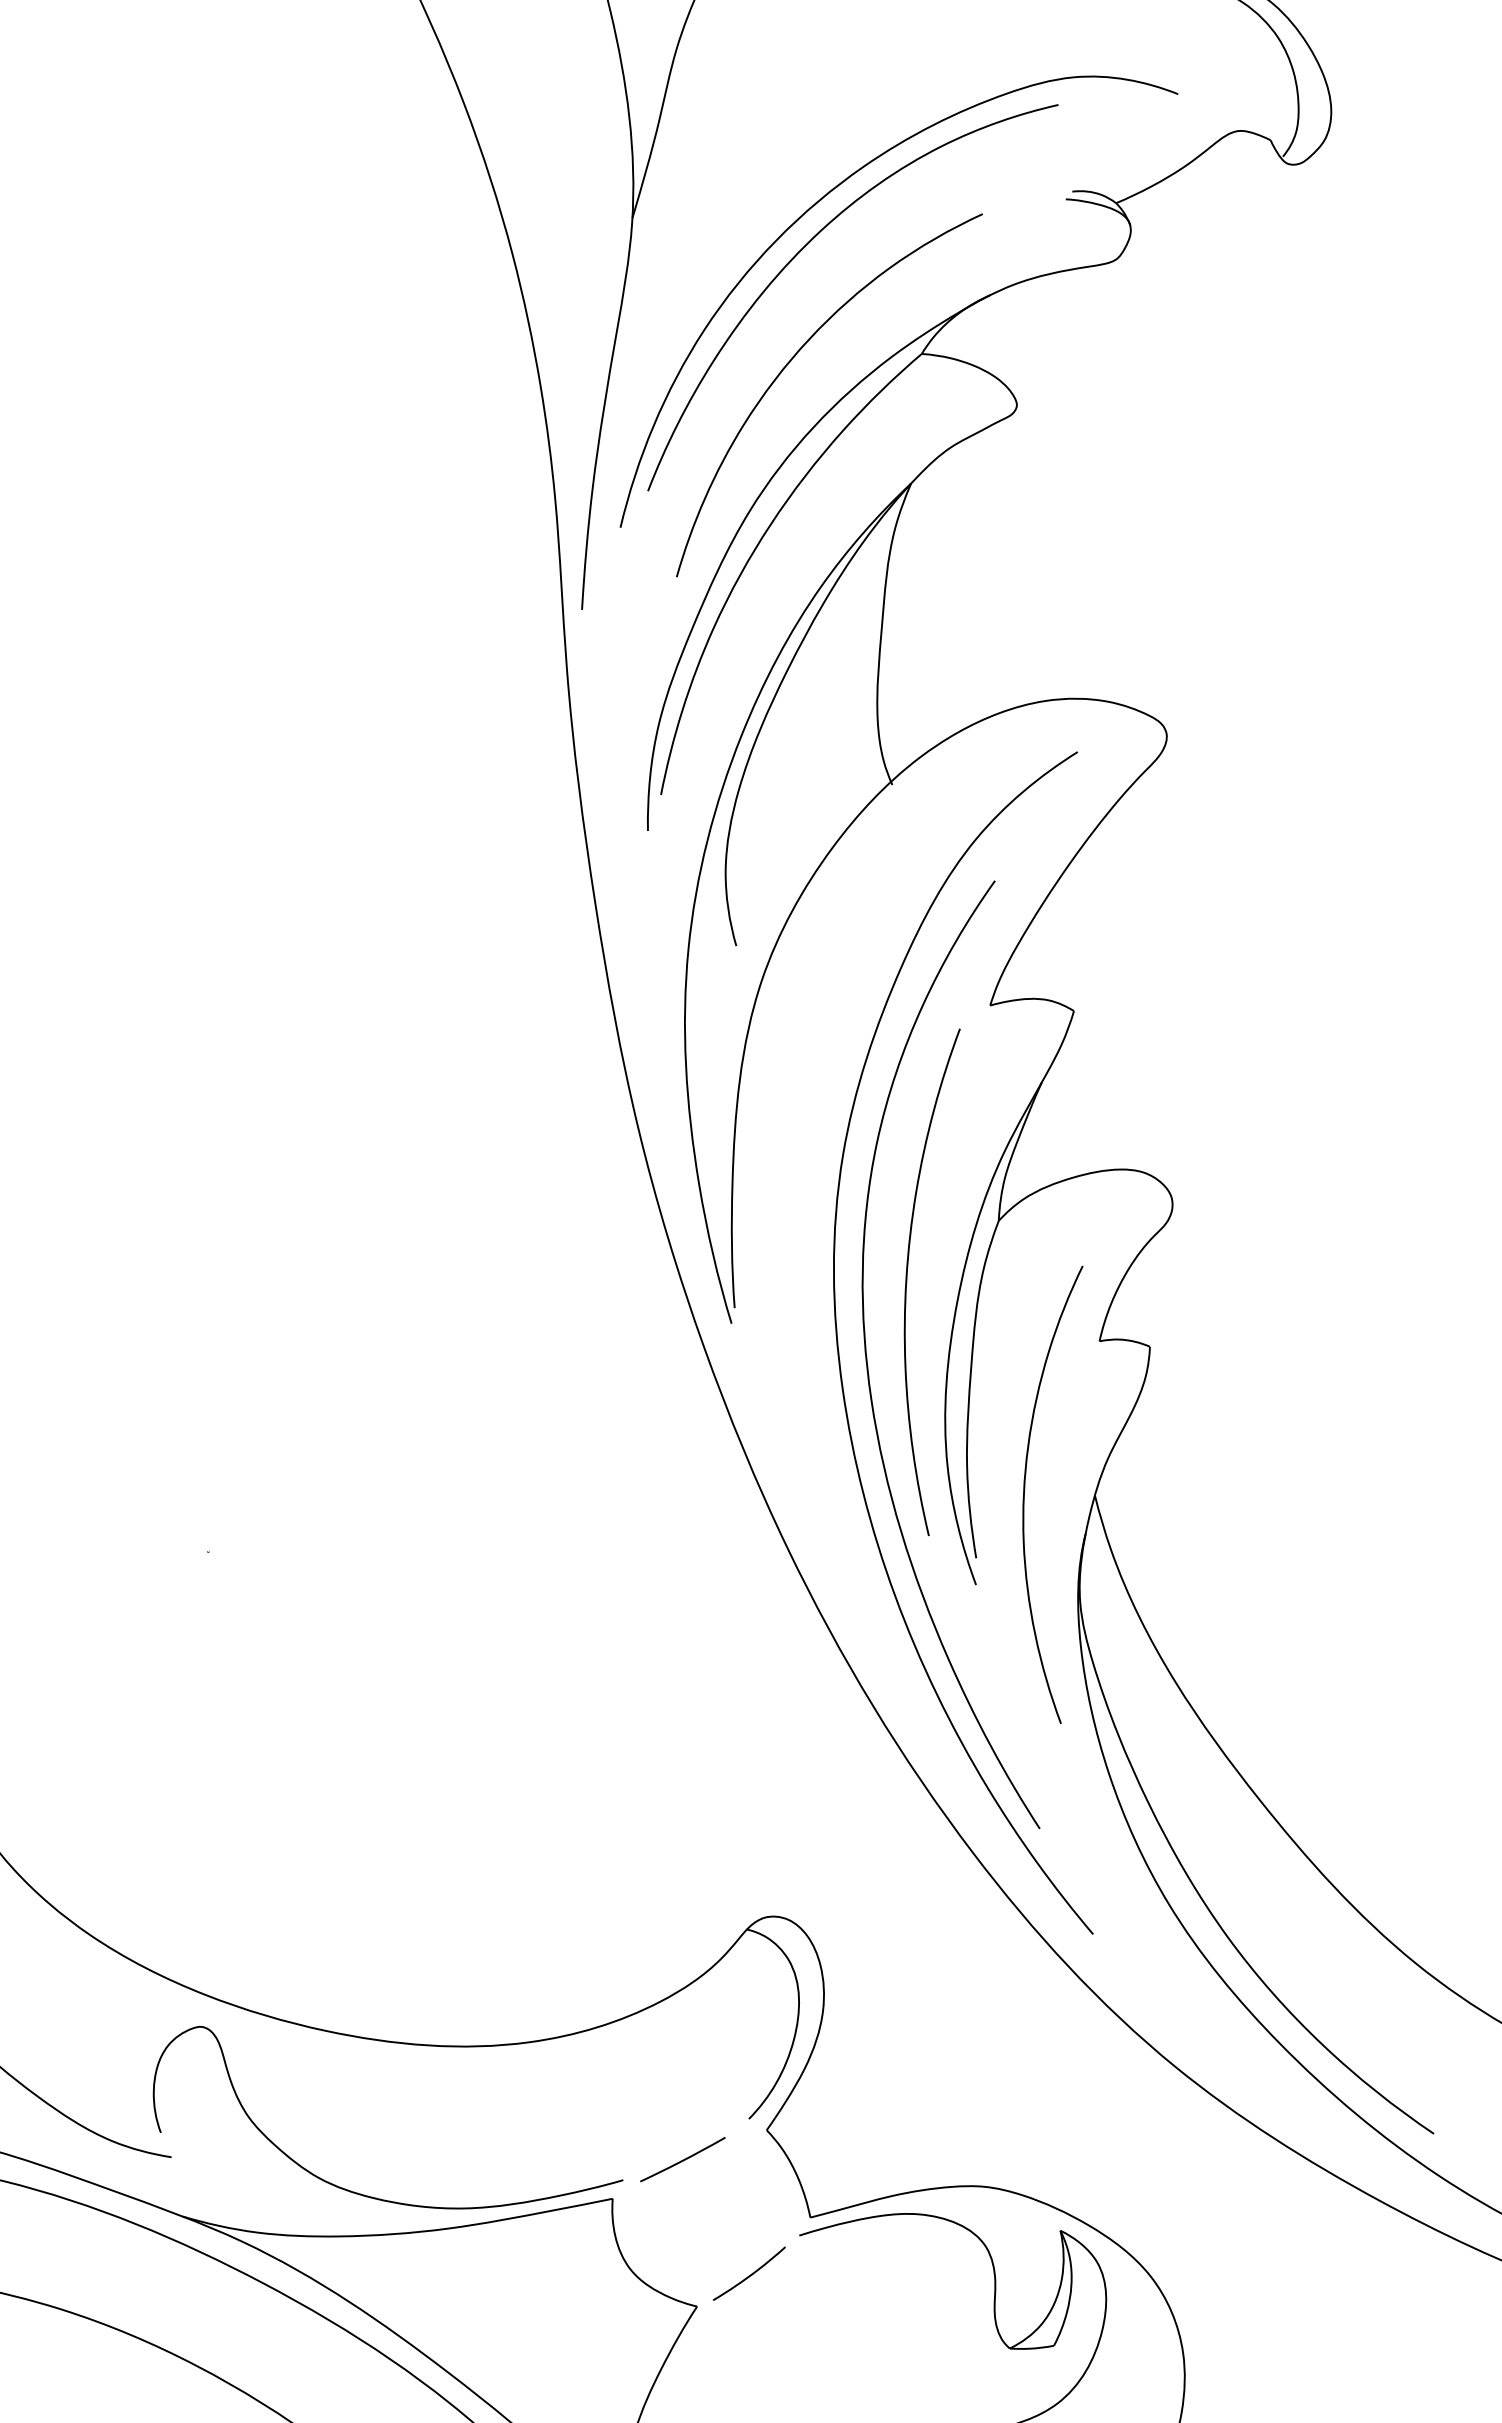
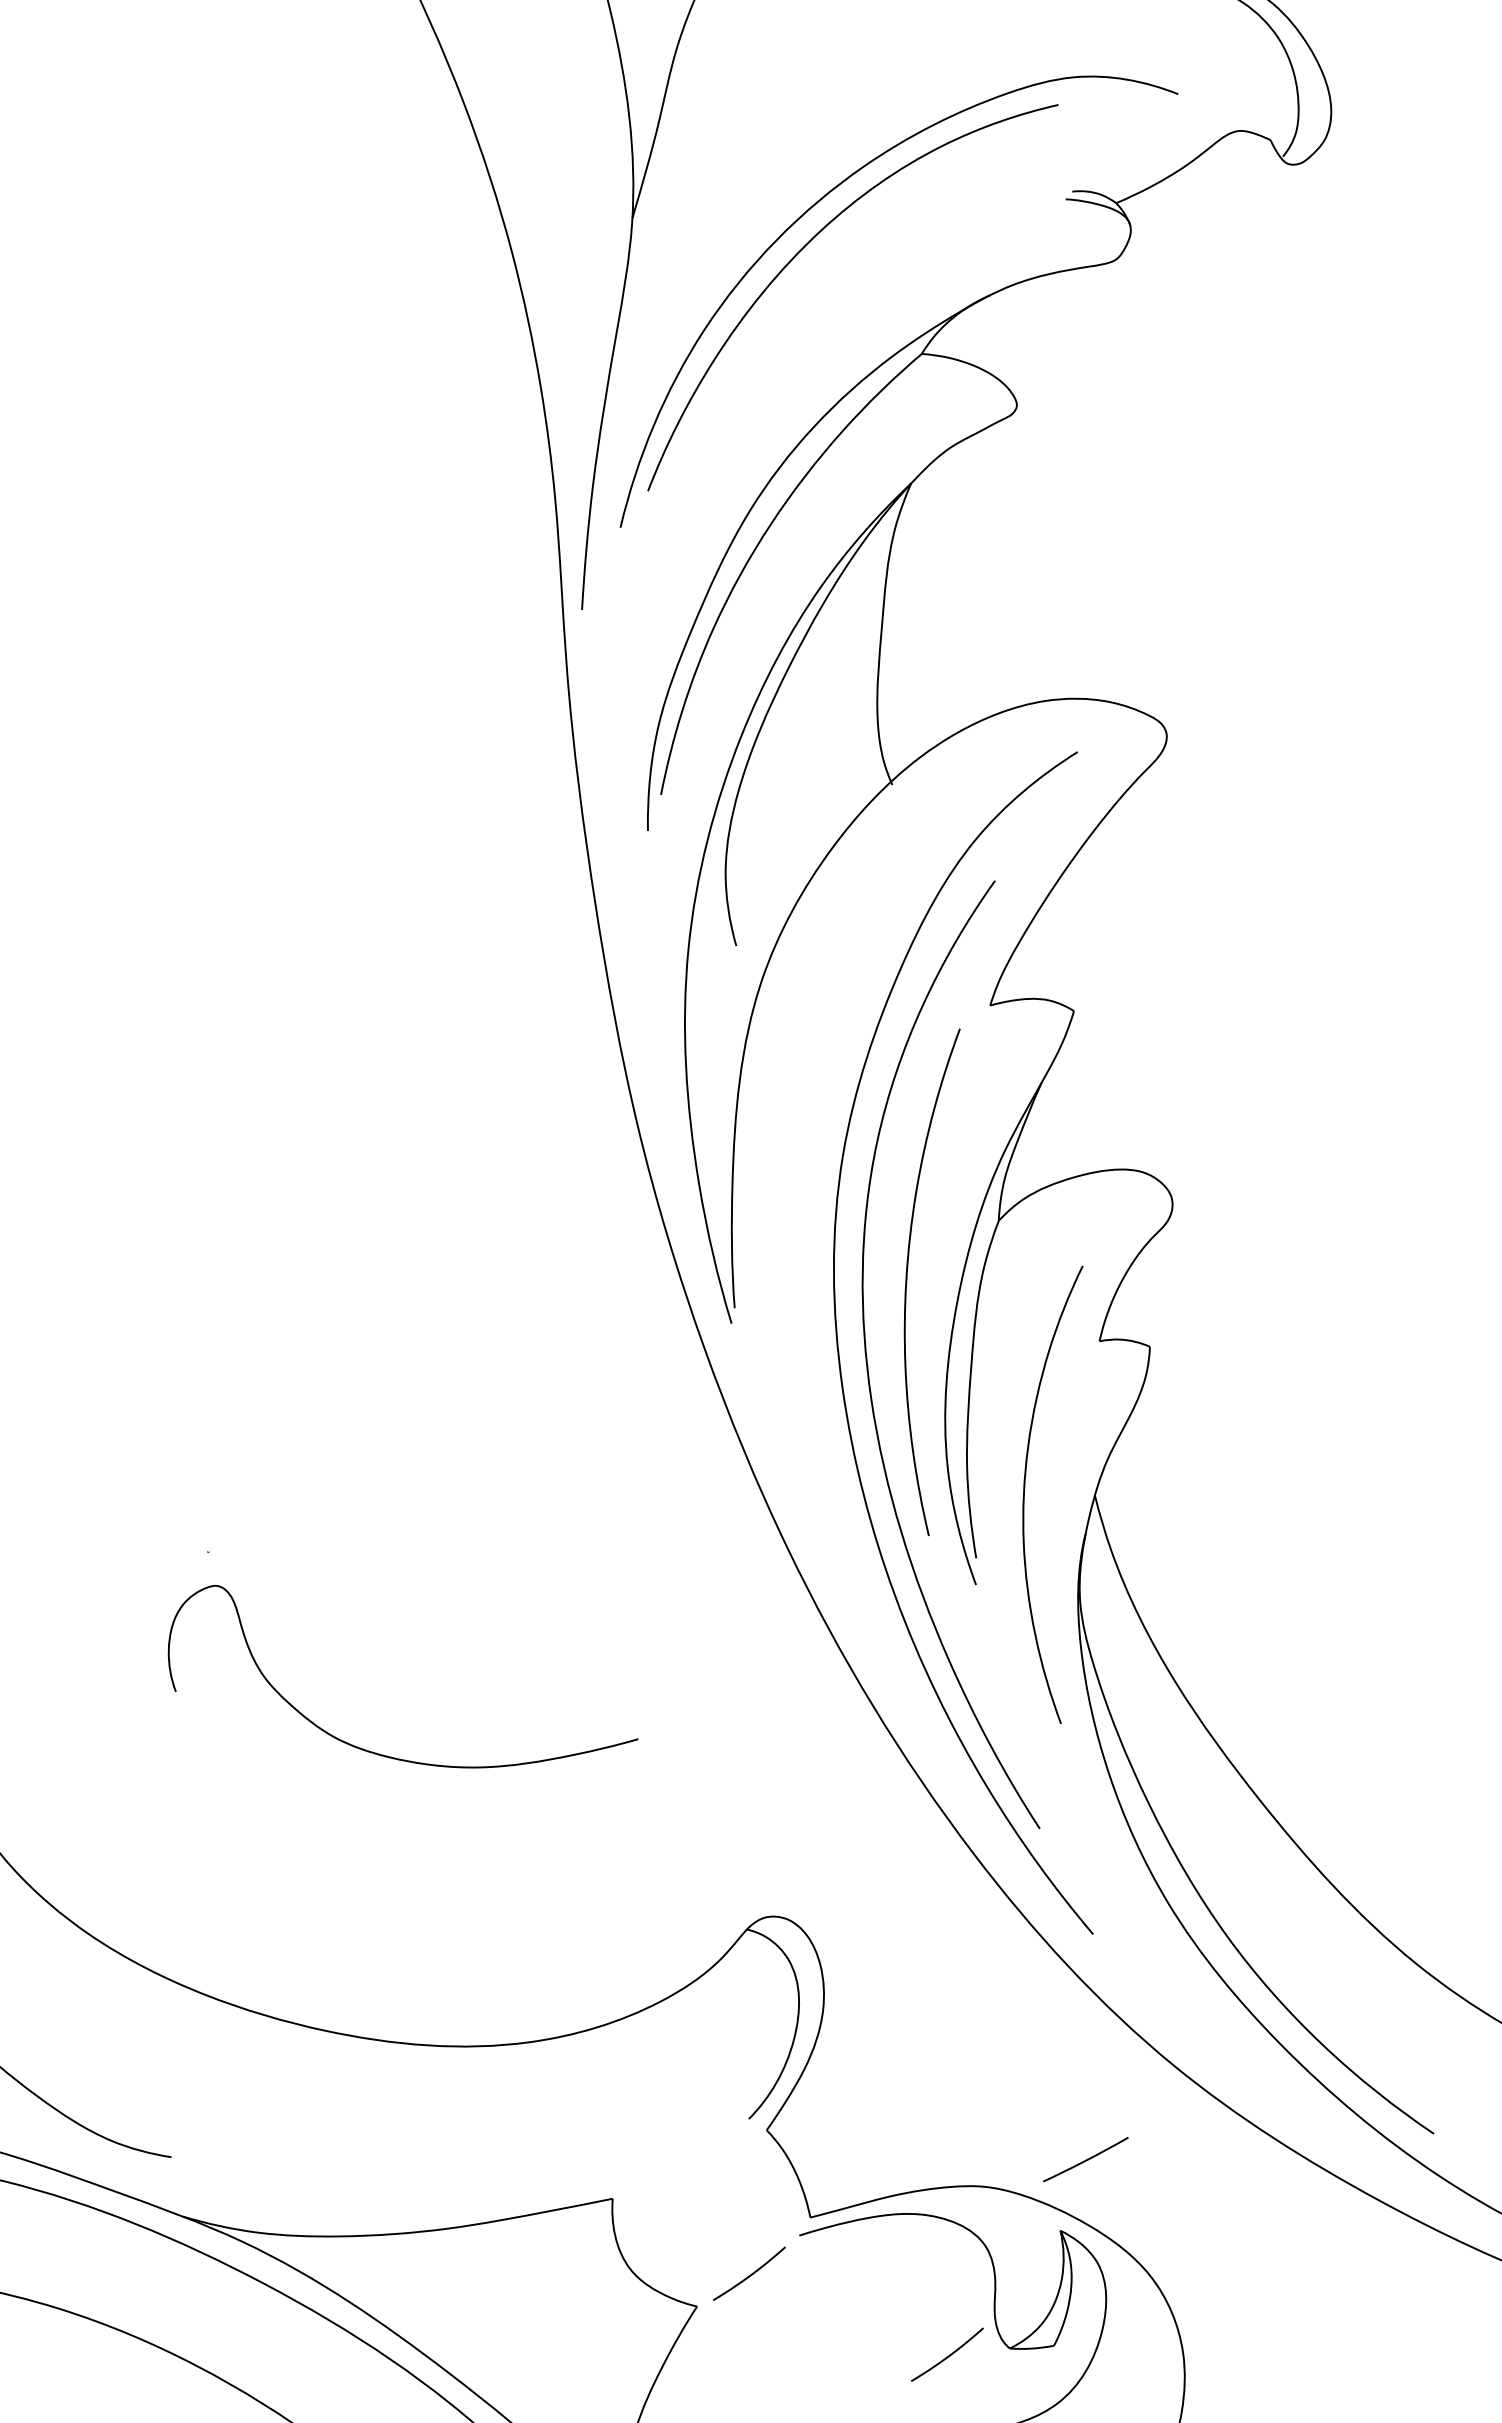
curve: present -> none (791, 361)
line position: (682, 2159) -> (1085, 2159) (1085, 2159)
curve position: (368, 2195) -> (383, 1754) (383, 1754)
curve: none -> present (948, 2355)
